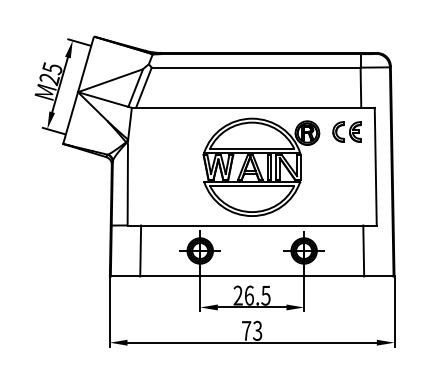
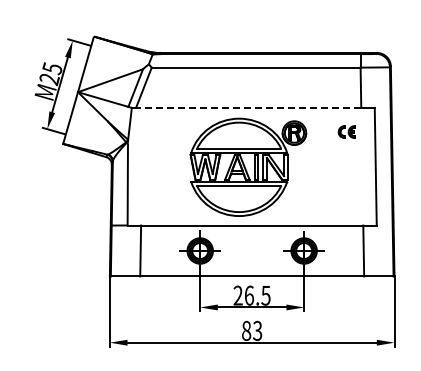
line: solid -> dashed (248, 107)
part size: 30x22 px -> 19x14 px (346, 131)
part position: (261, 166) -> (248, 166) (248, 166)
text: 73 -> 83 (246, 330)
